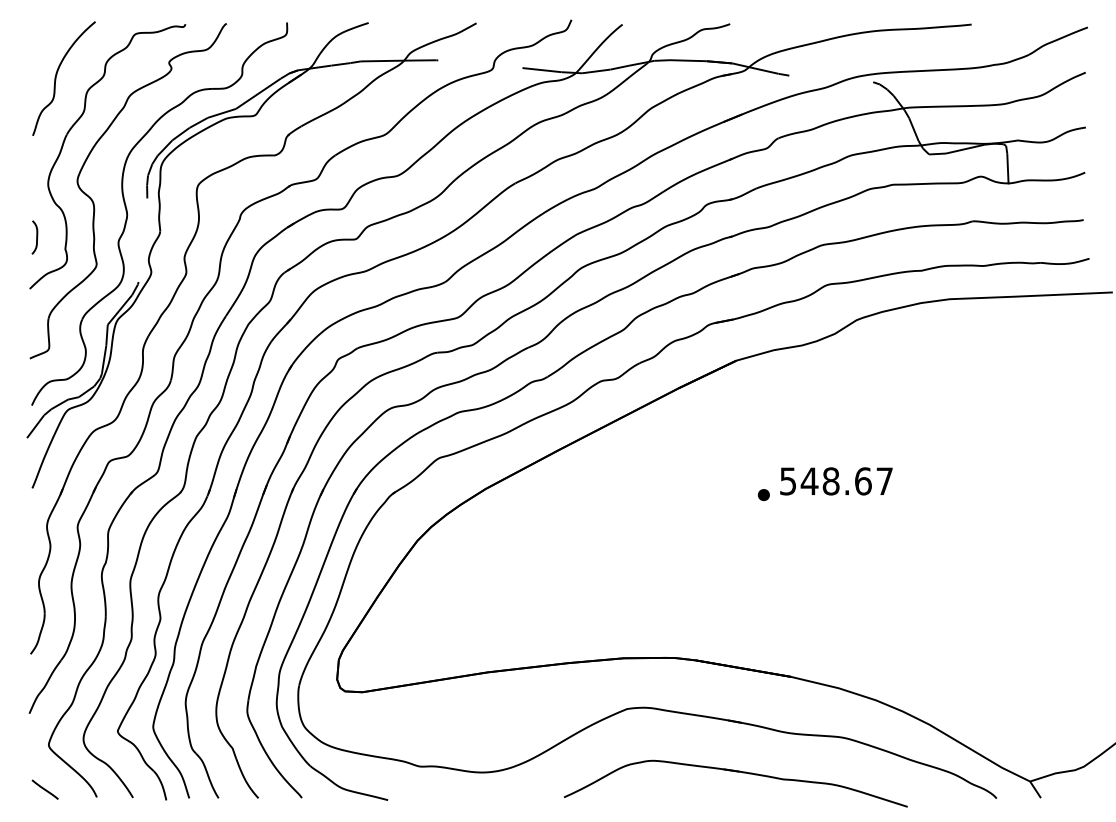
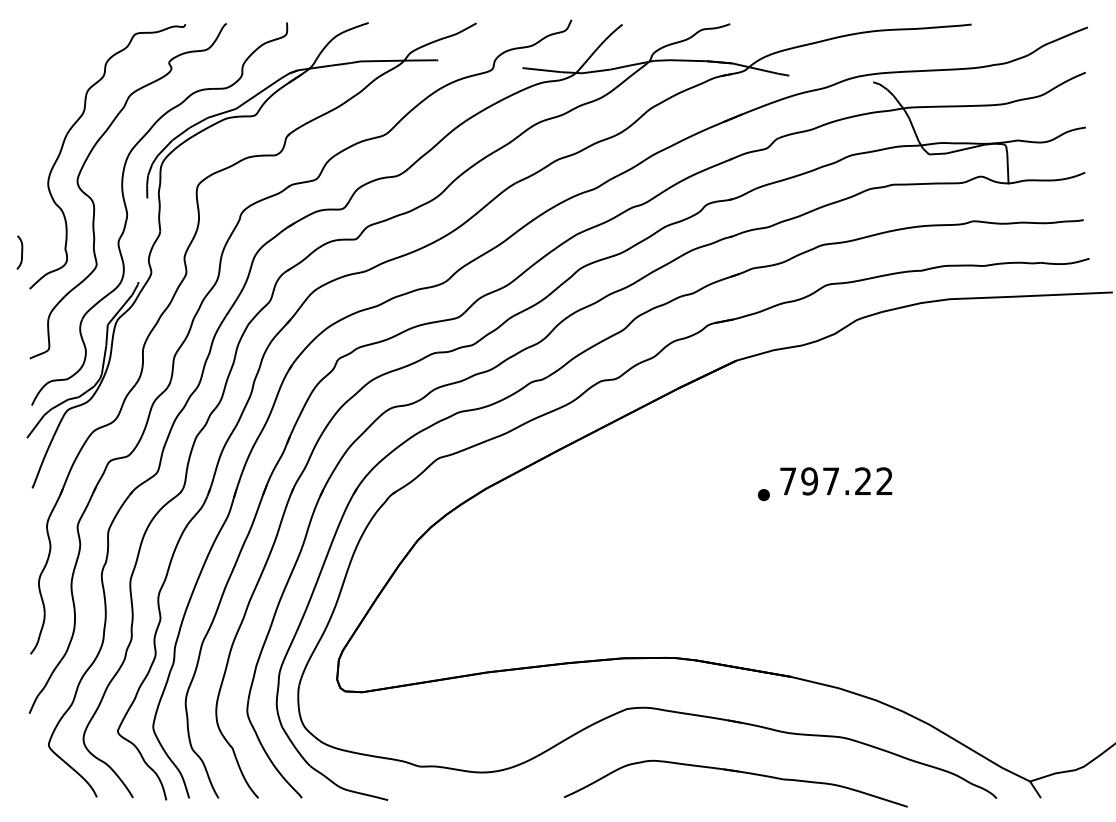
curve: present -> none (56, 78)
curve position: (36, 237) -> (21, 252) (21, 252)
text: 548.67 -> 797.22 (836, 481)
line: present -> none (44, 789)
